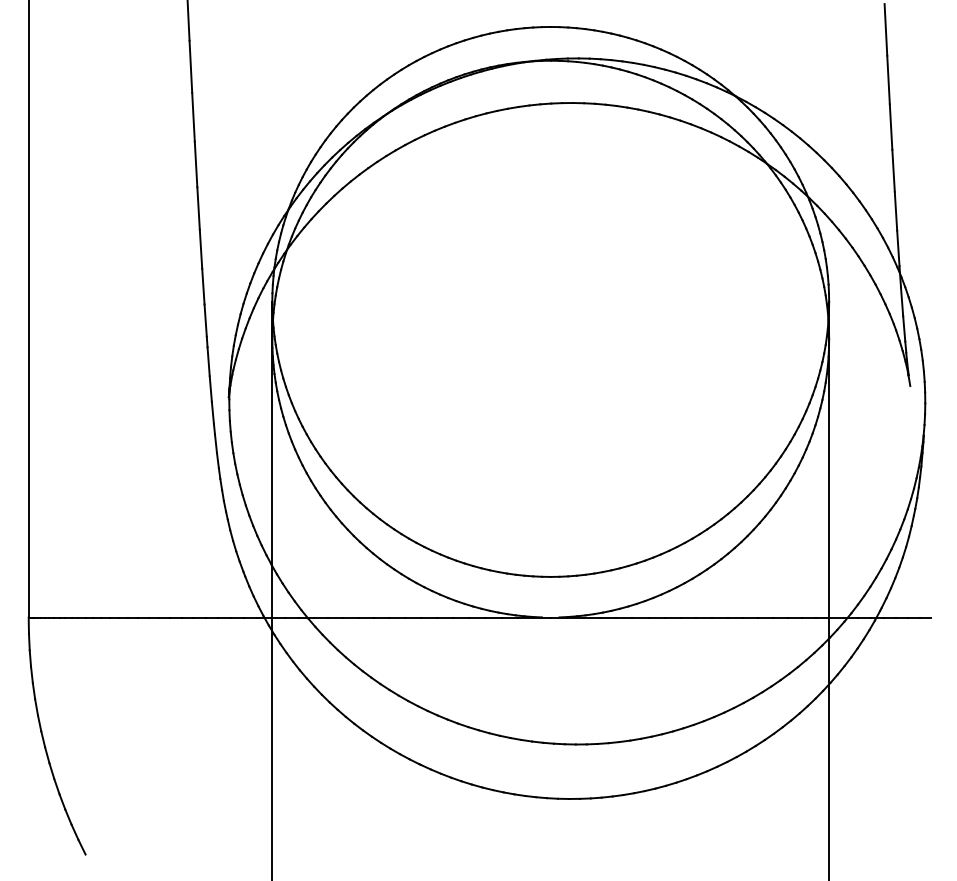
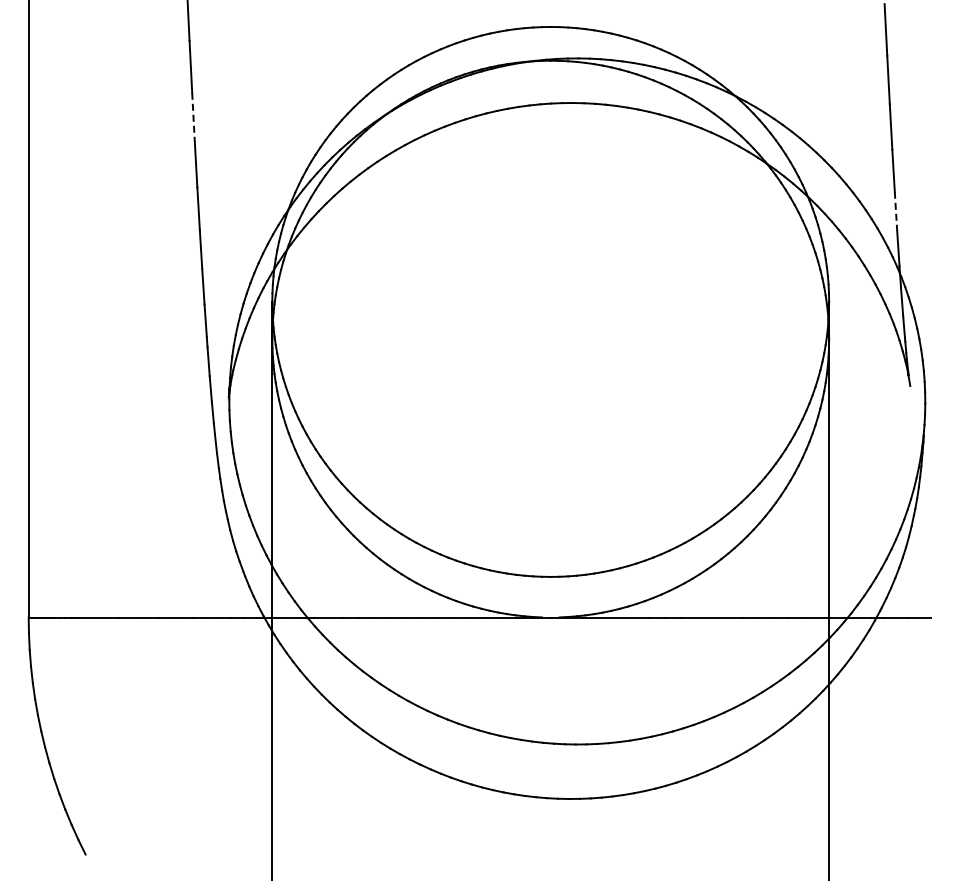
line: solid -> dashed (193, 117)
line: solid -> dashed (896, 211)
